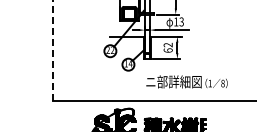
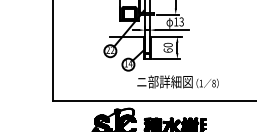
text: 62 -> 60 (168, 44)
line: dashed -> solid (53, 50)
text position: (186, 81) -> (177, 81) (177, 81)
